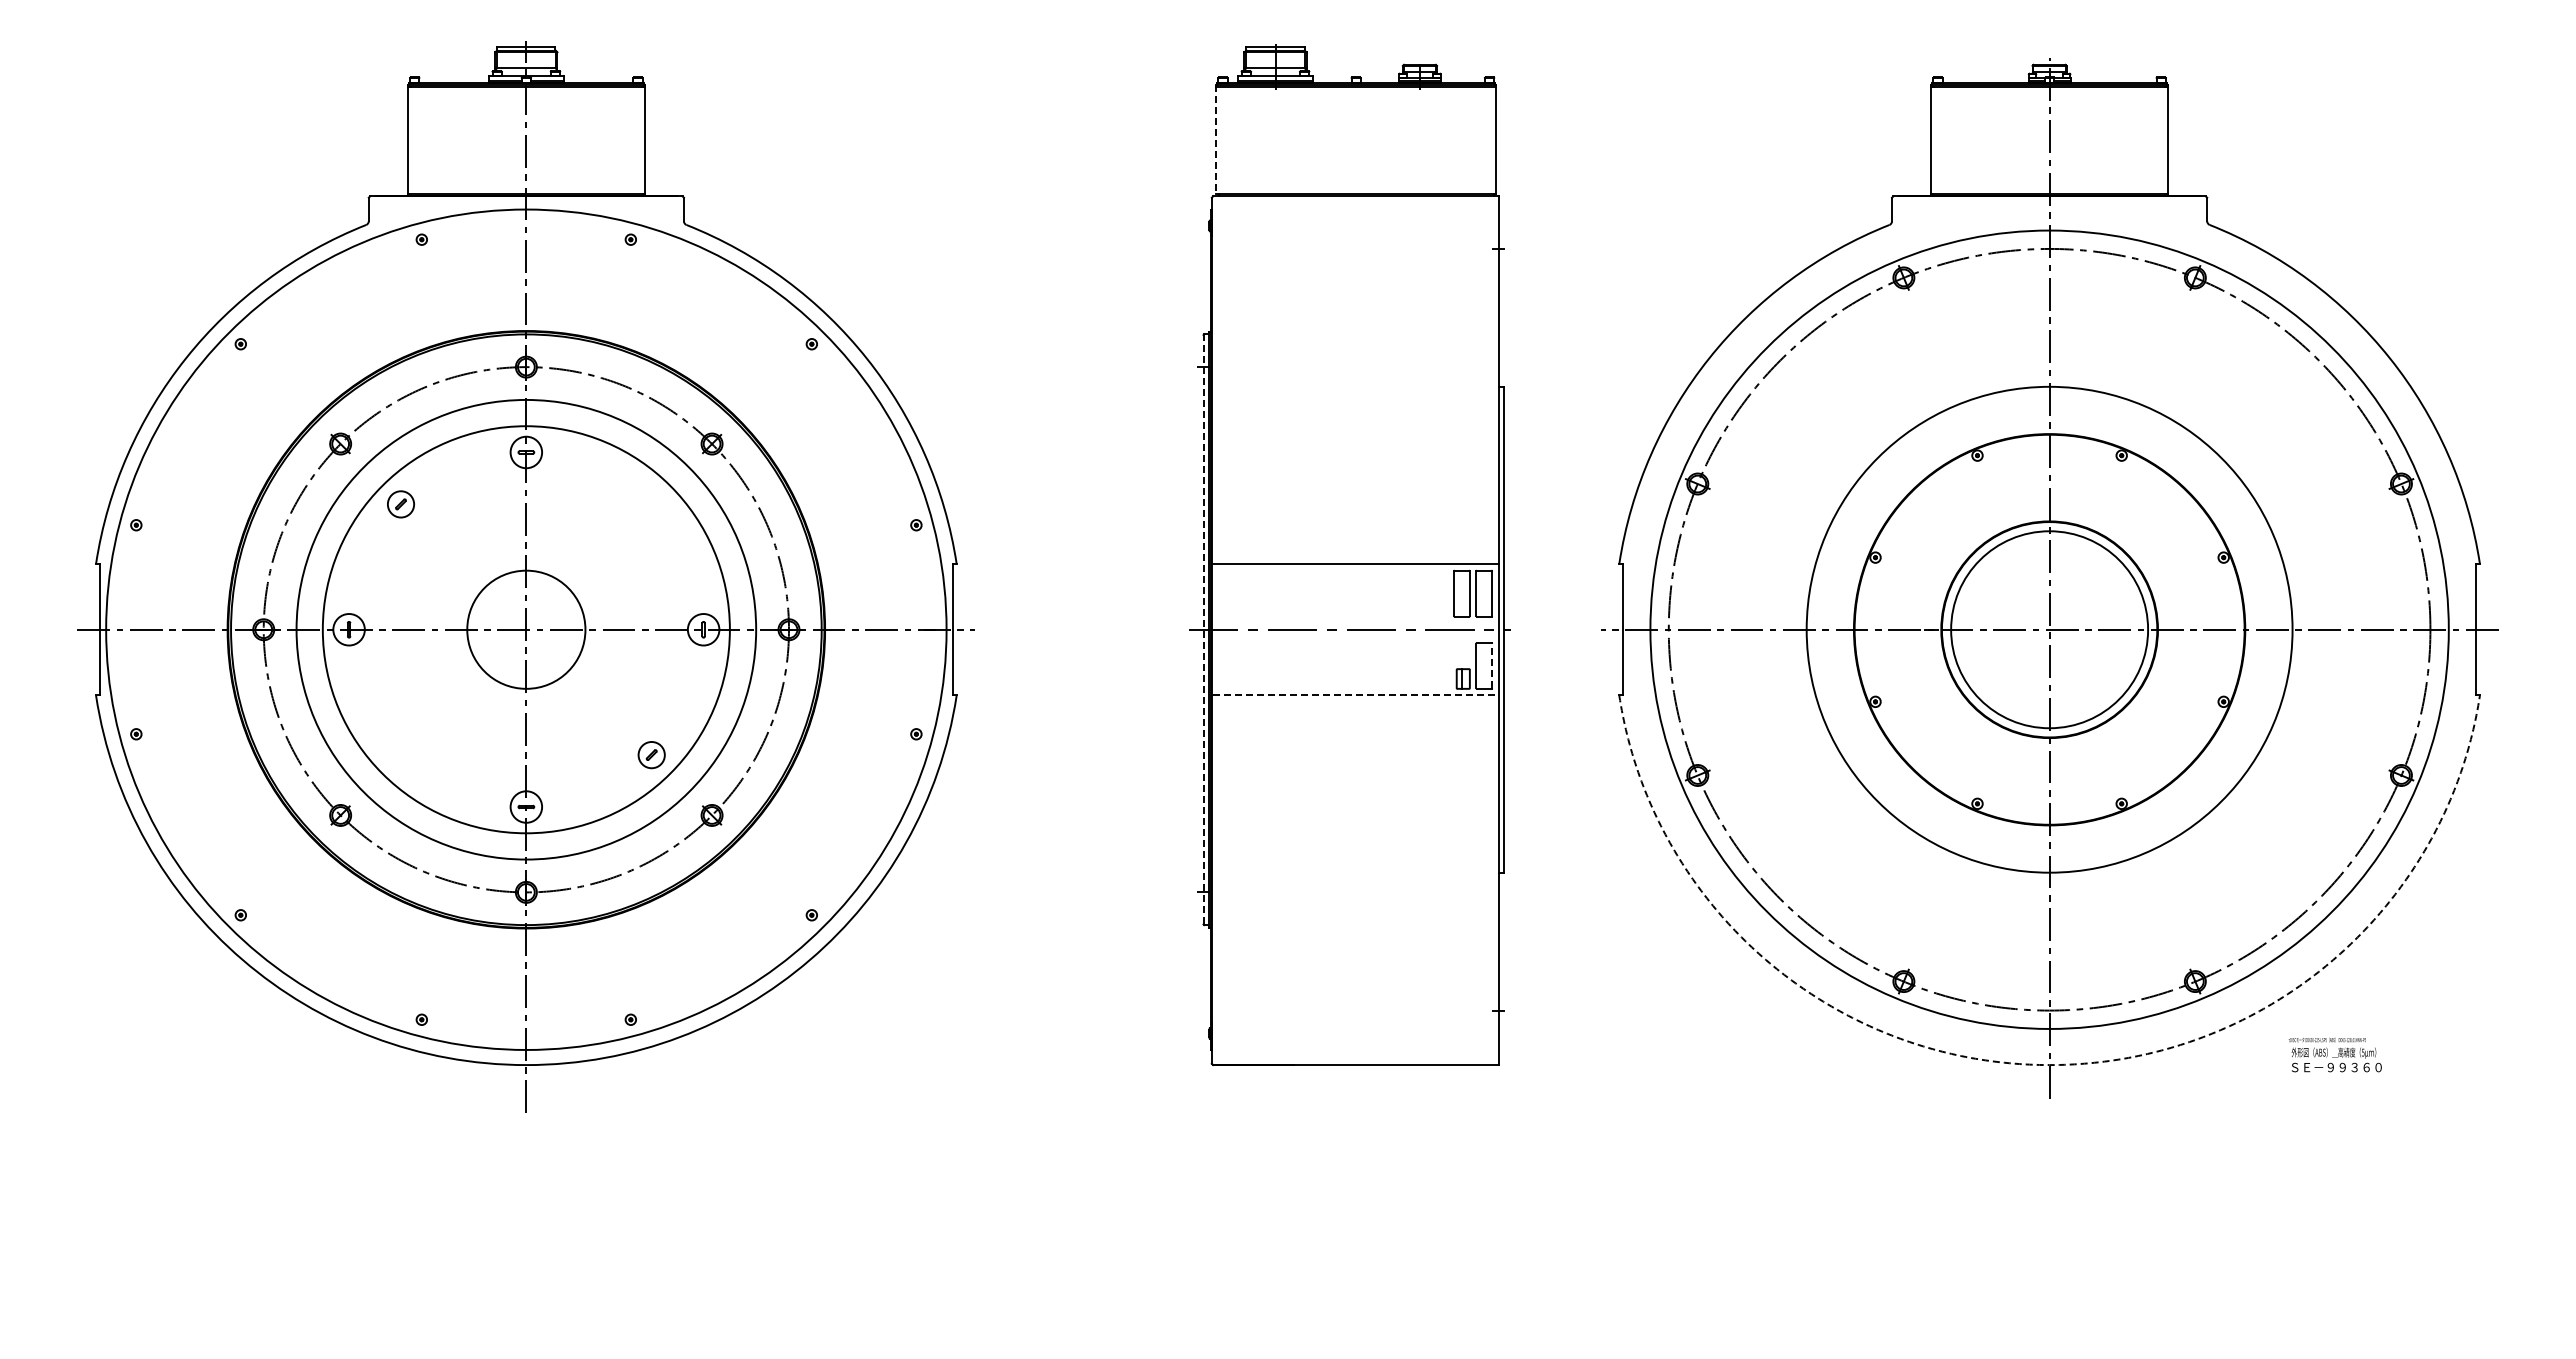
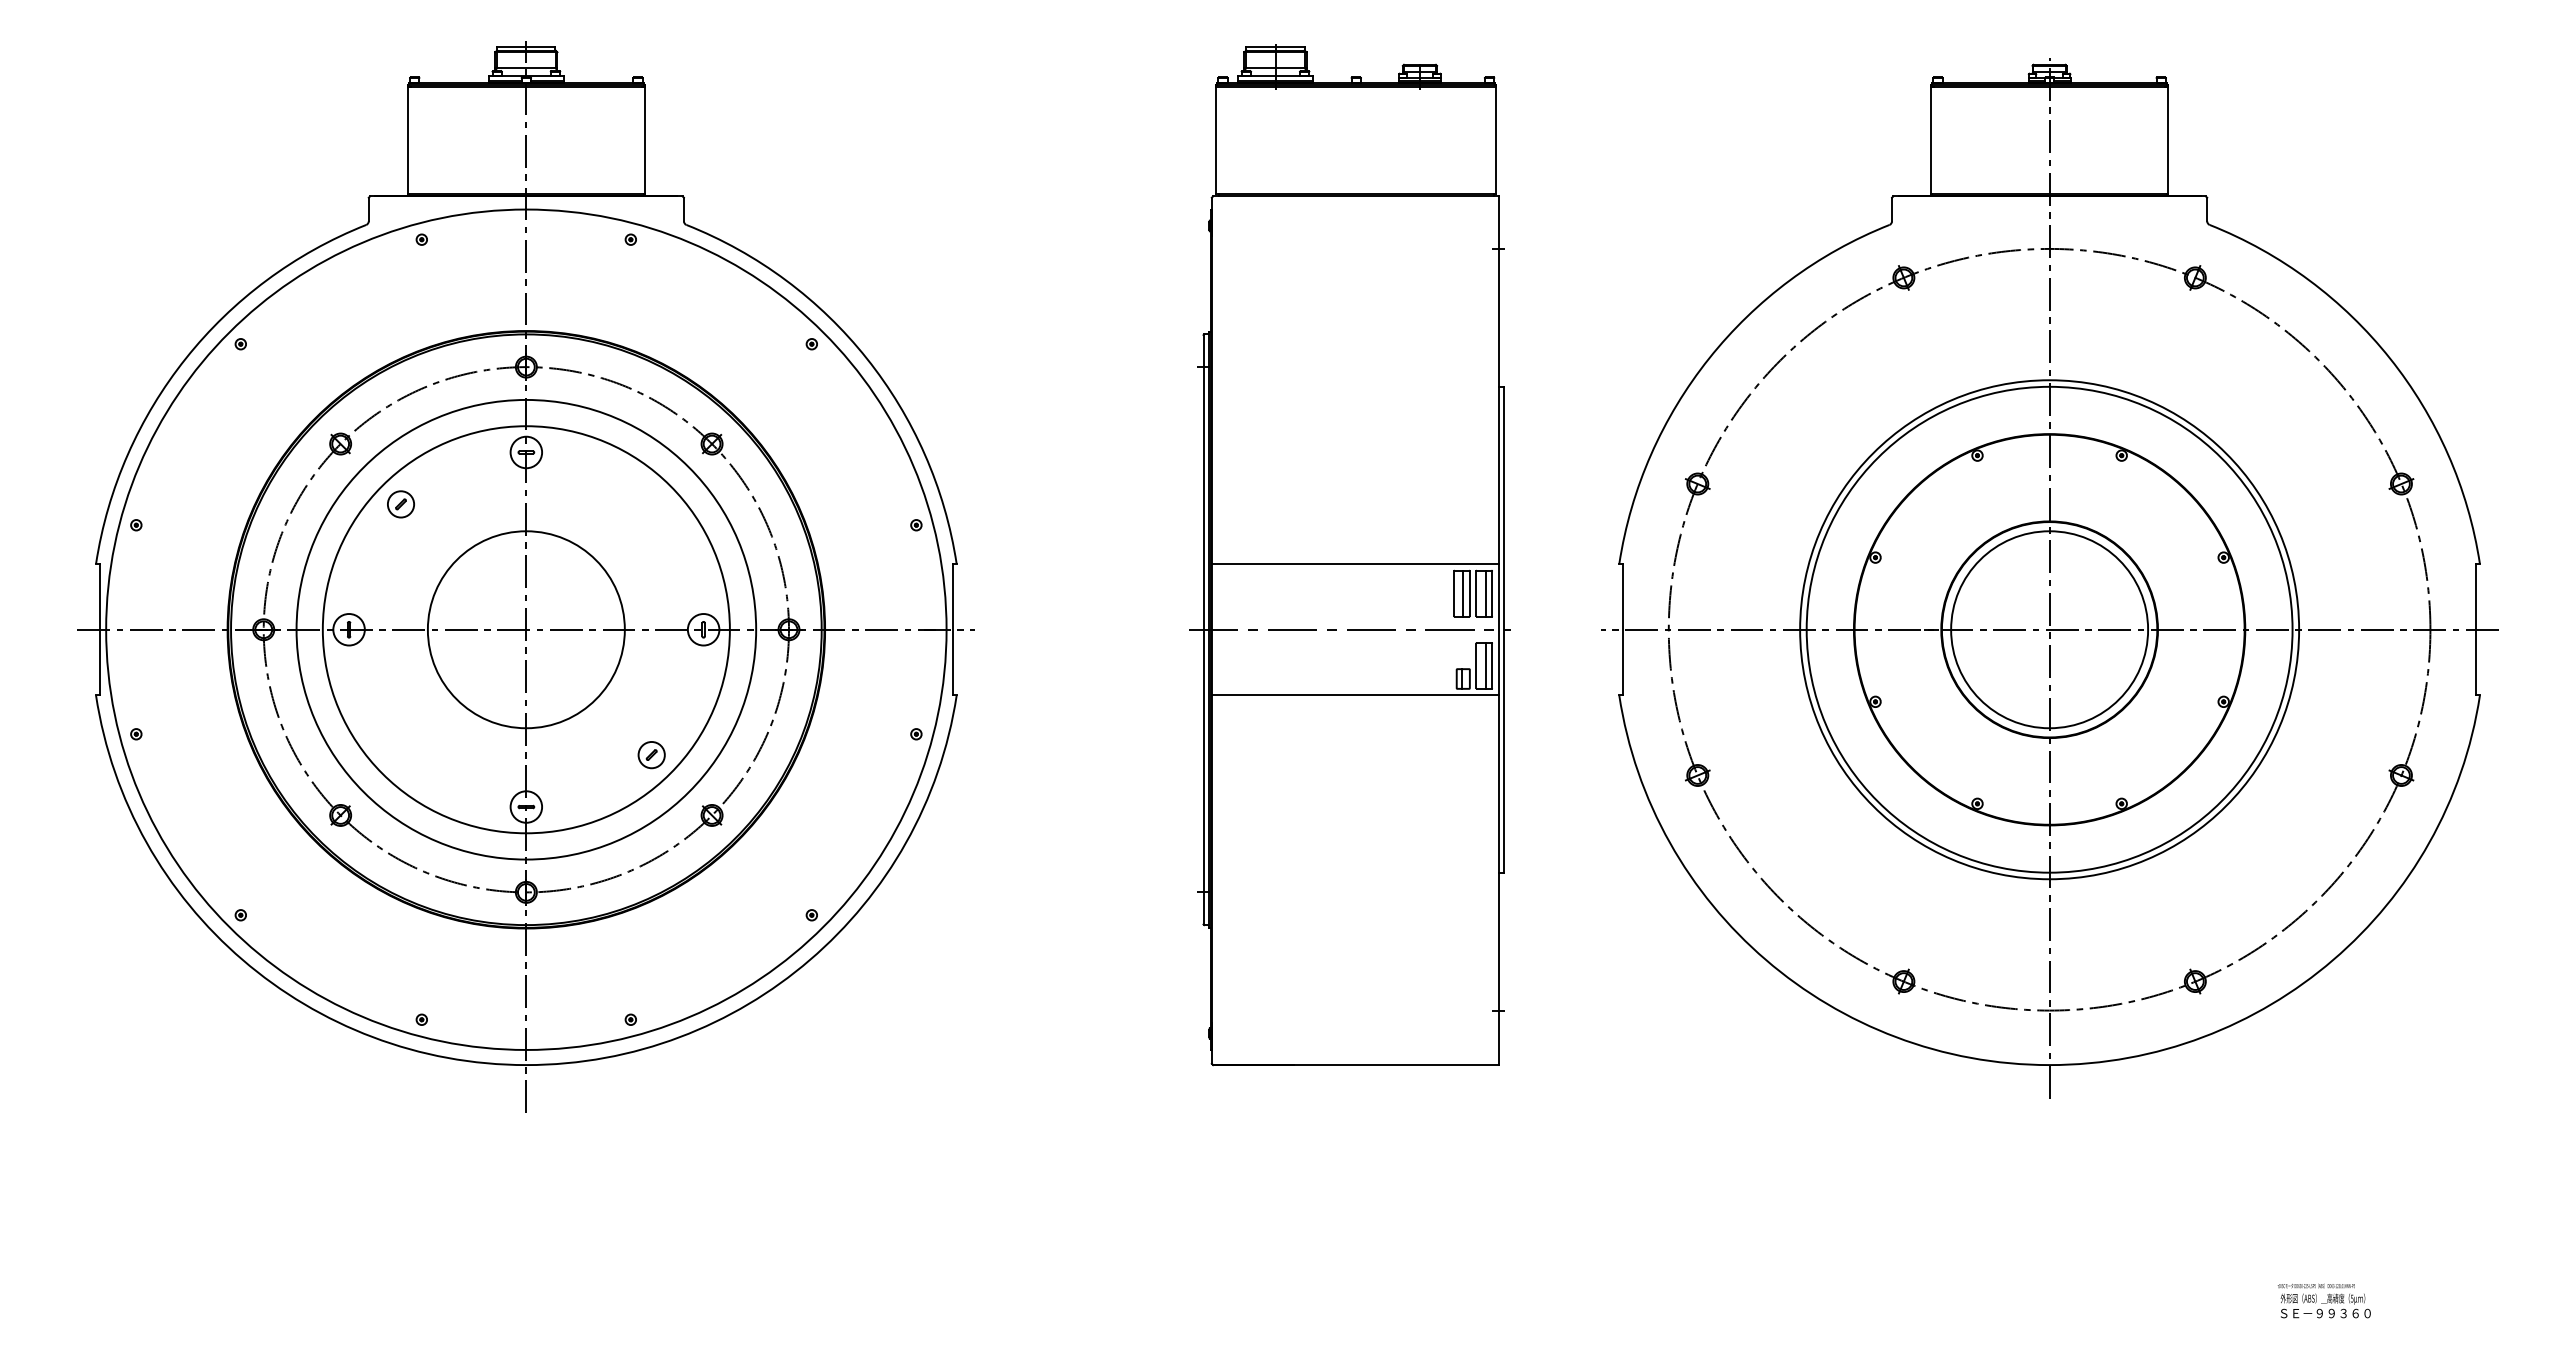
line: dashed -> solid (1216, 139)
line: none -> present (1463, 593)
line: none -> present (1485, 593)
circle diameter: 118 px -> 197 px (525, 629)
line: dashed -> solid (1203, 629)
circle diameter: 798 px -> 499 px (2049, 629)
line: none -> present (1485, 665)
line: dashed -> solid (1492, 665)
line: dashed -> solid (1355, 695)
text position: (2334, 1054) -> (2323, 1300) (2323, 1300)
arc: dashed -> solid (2049, 1065)
